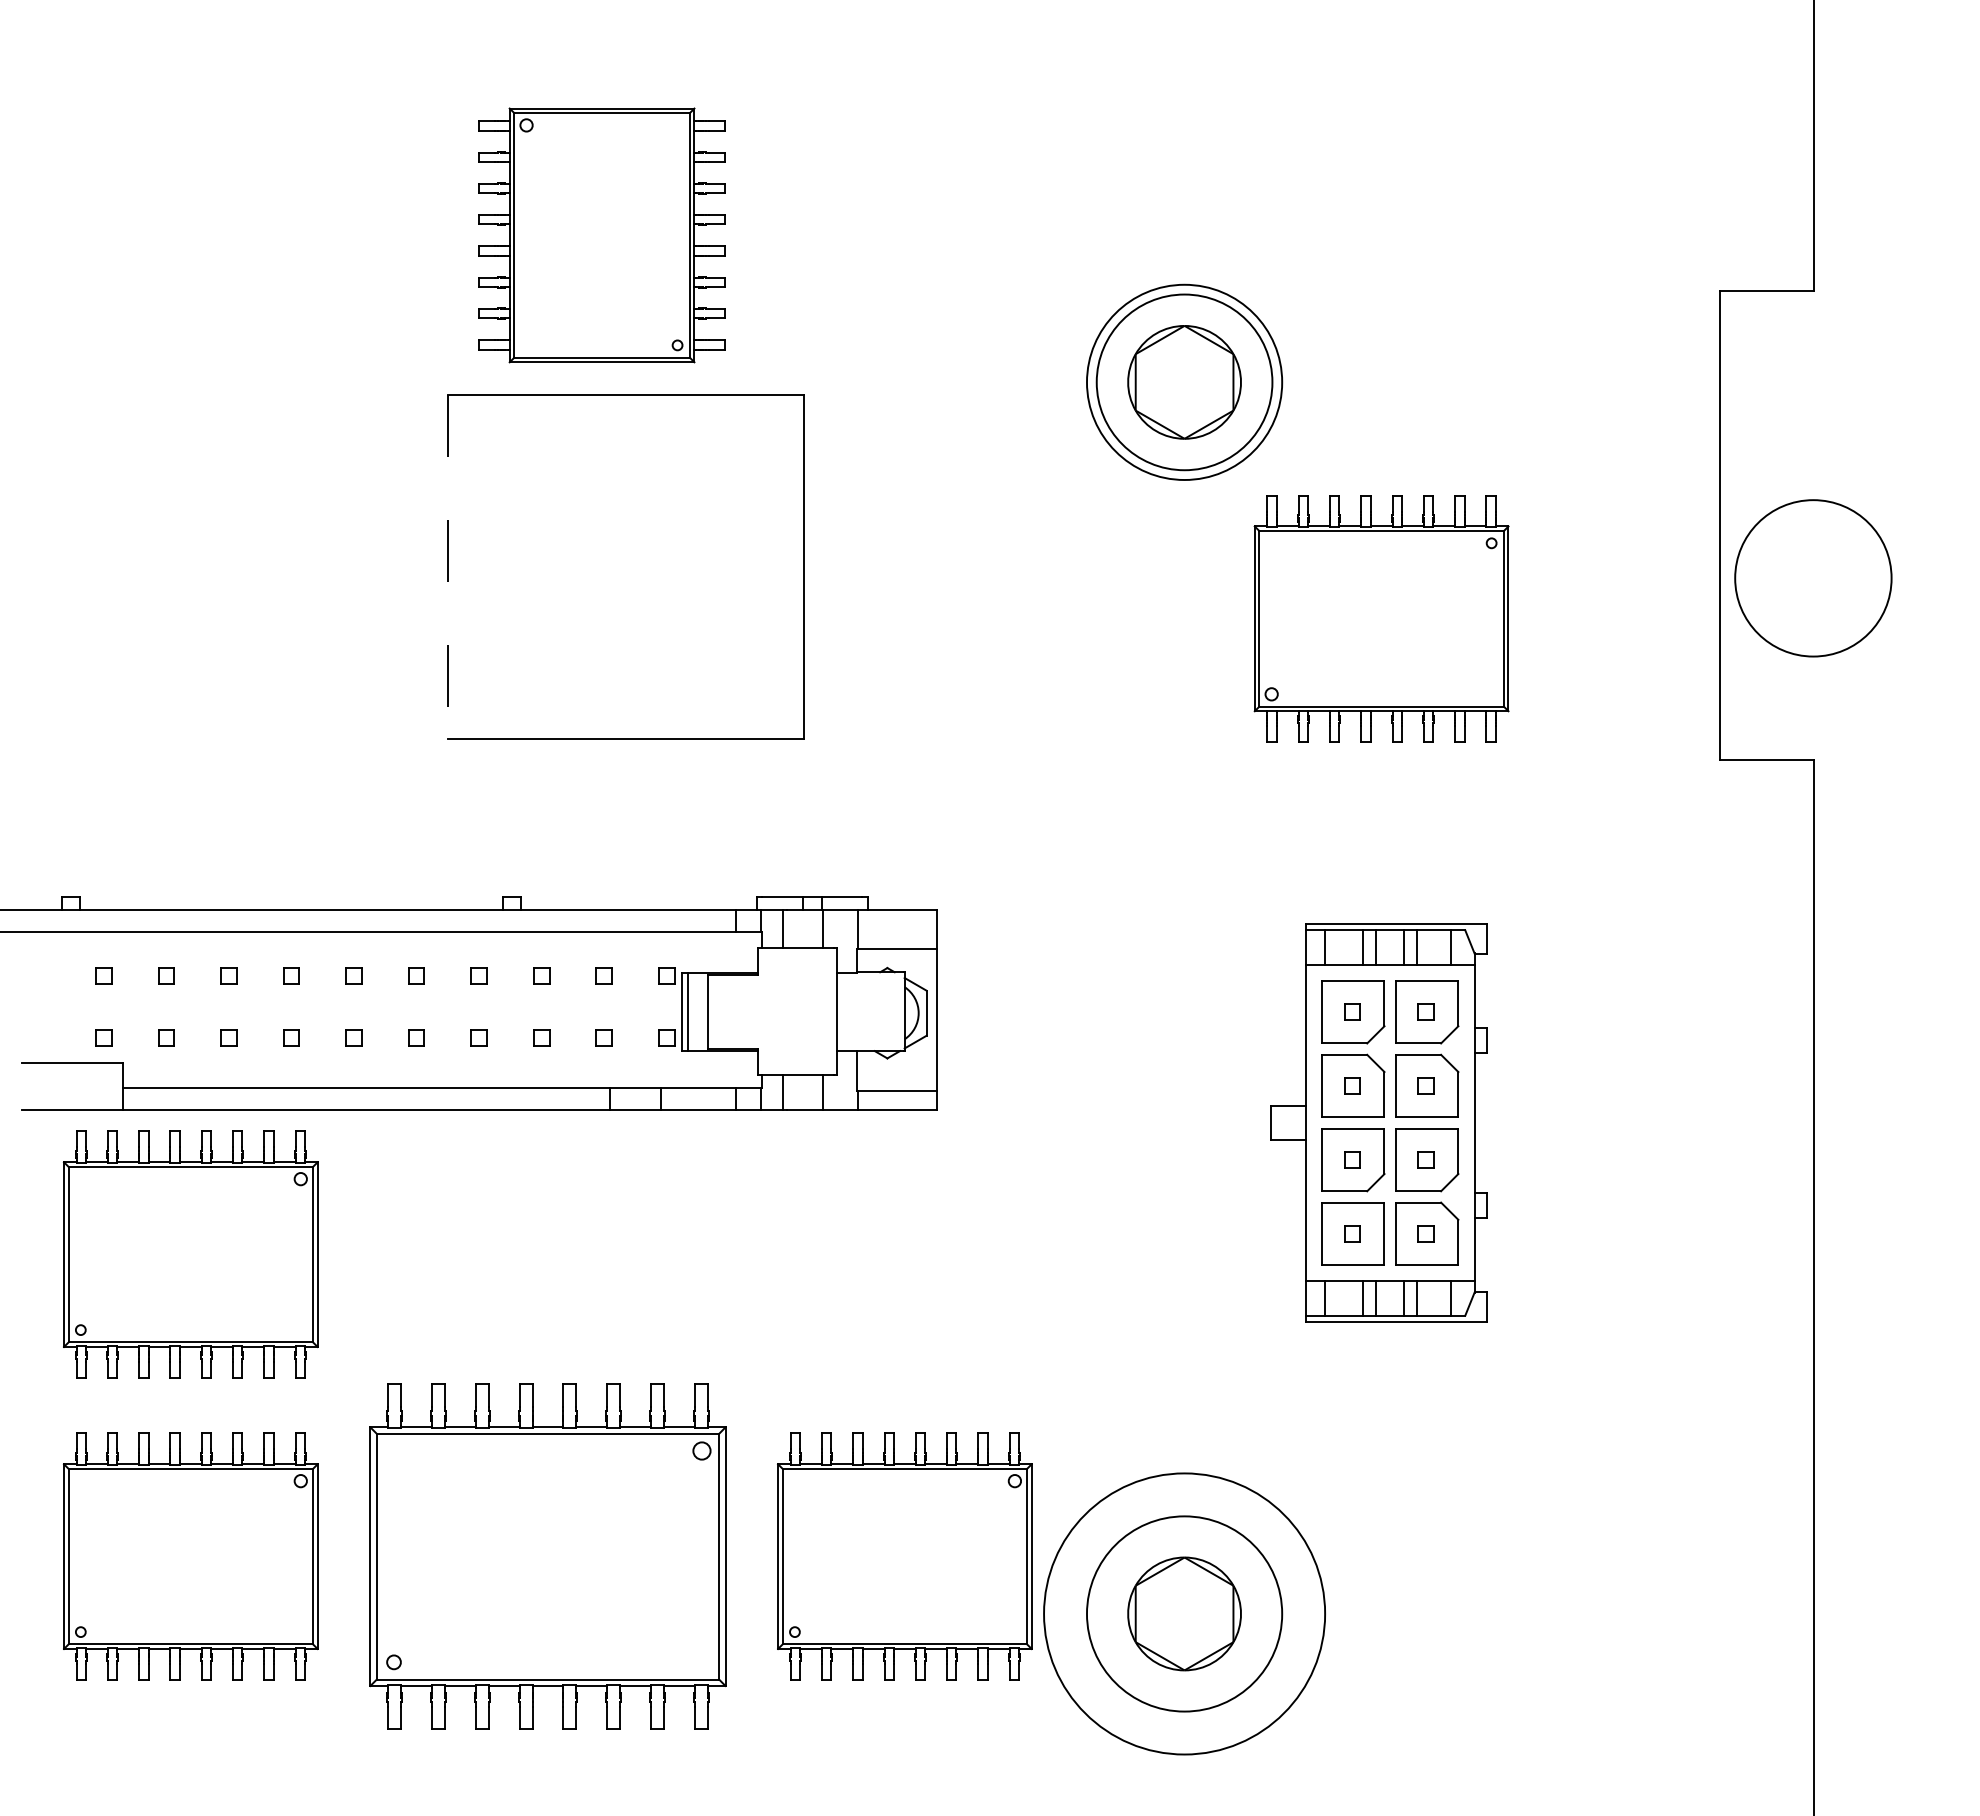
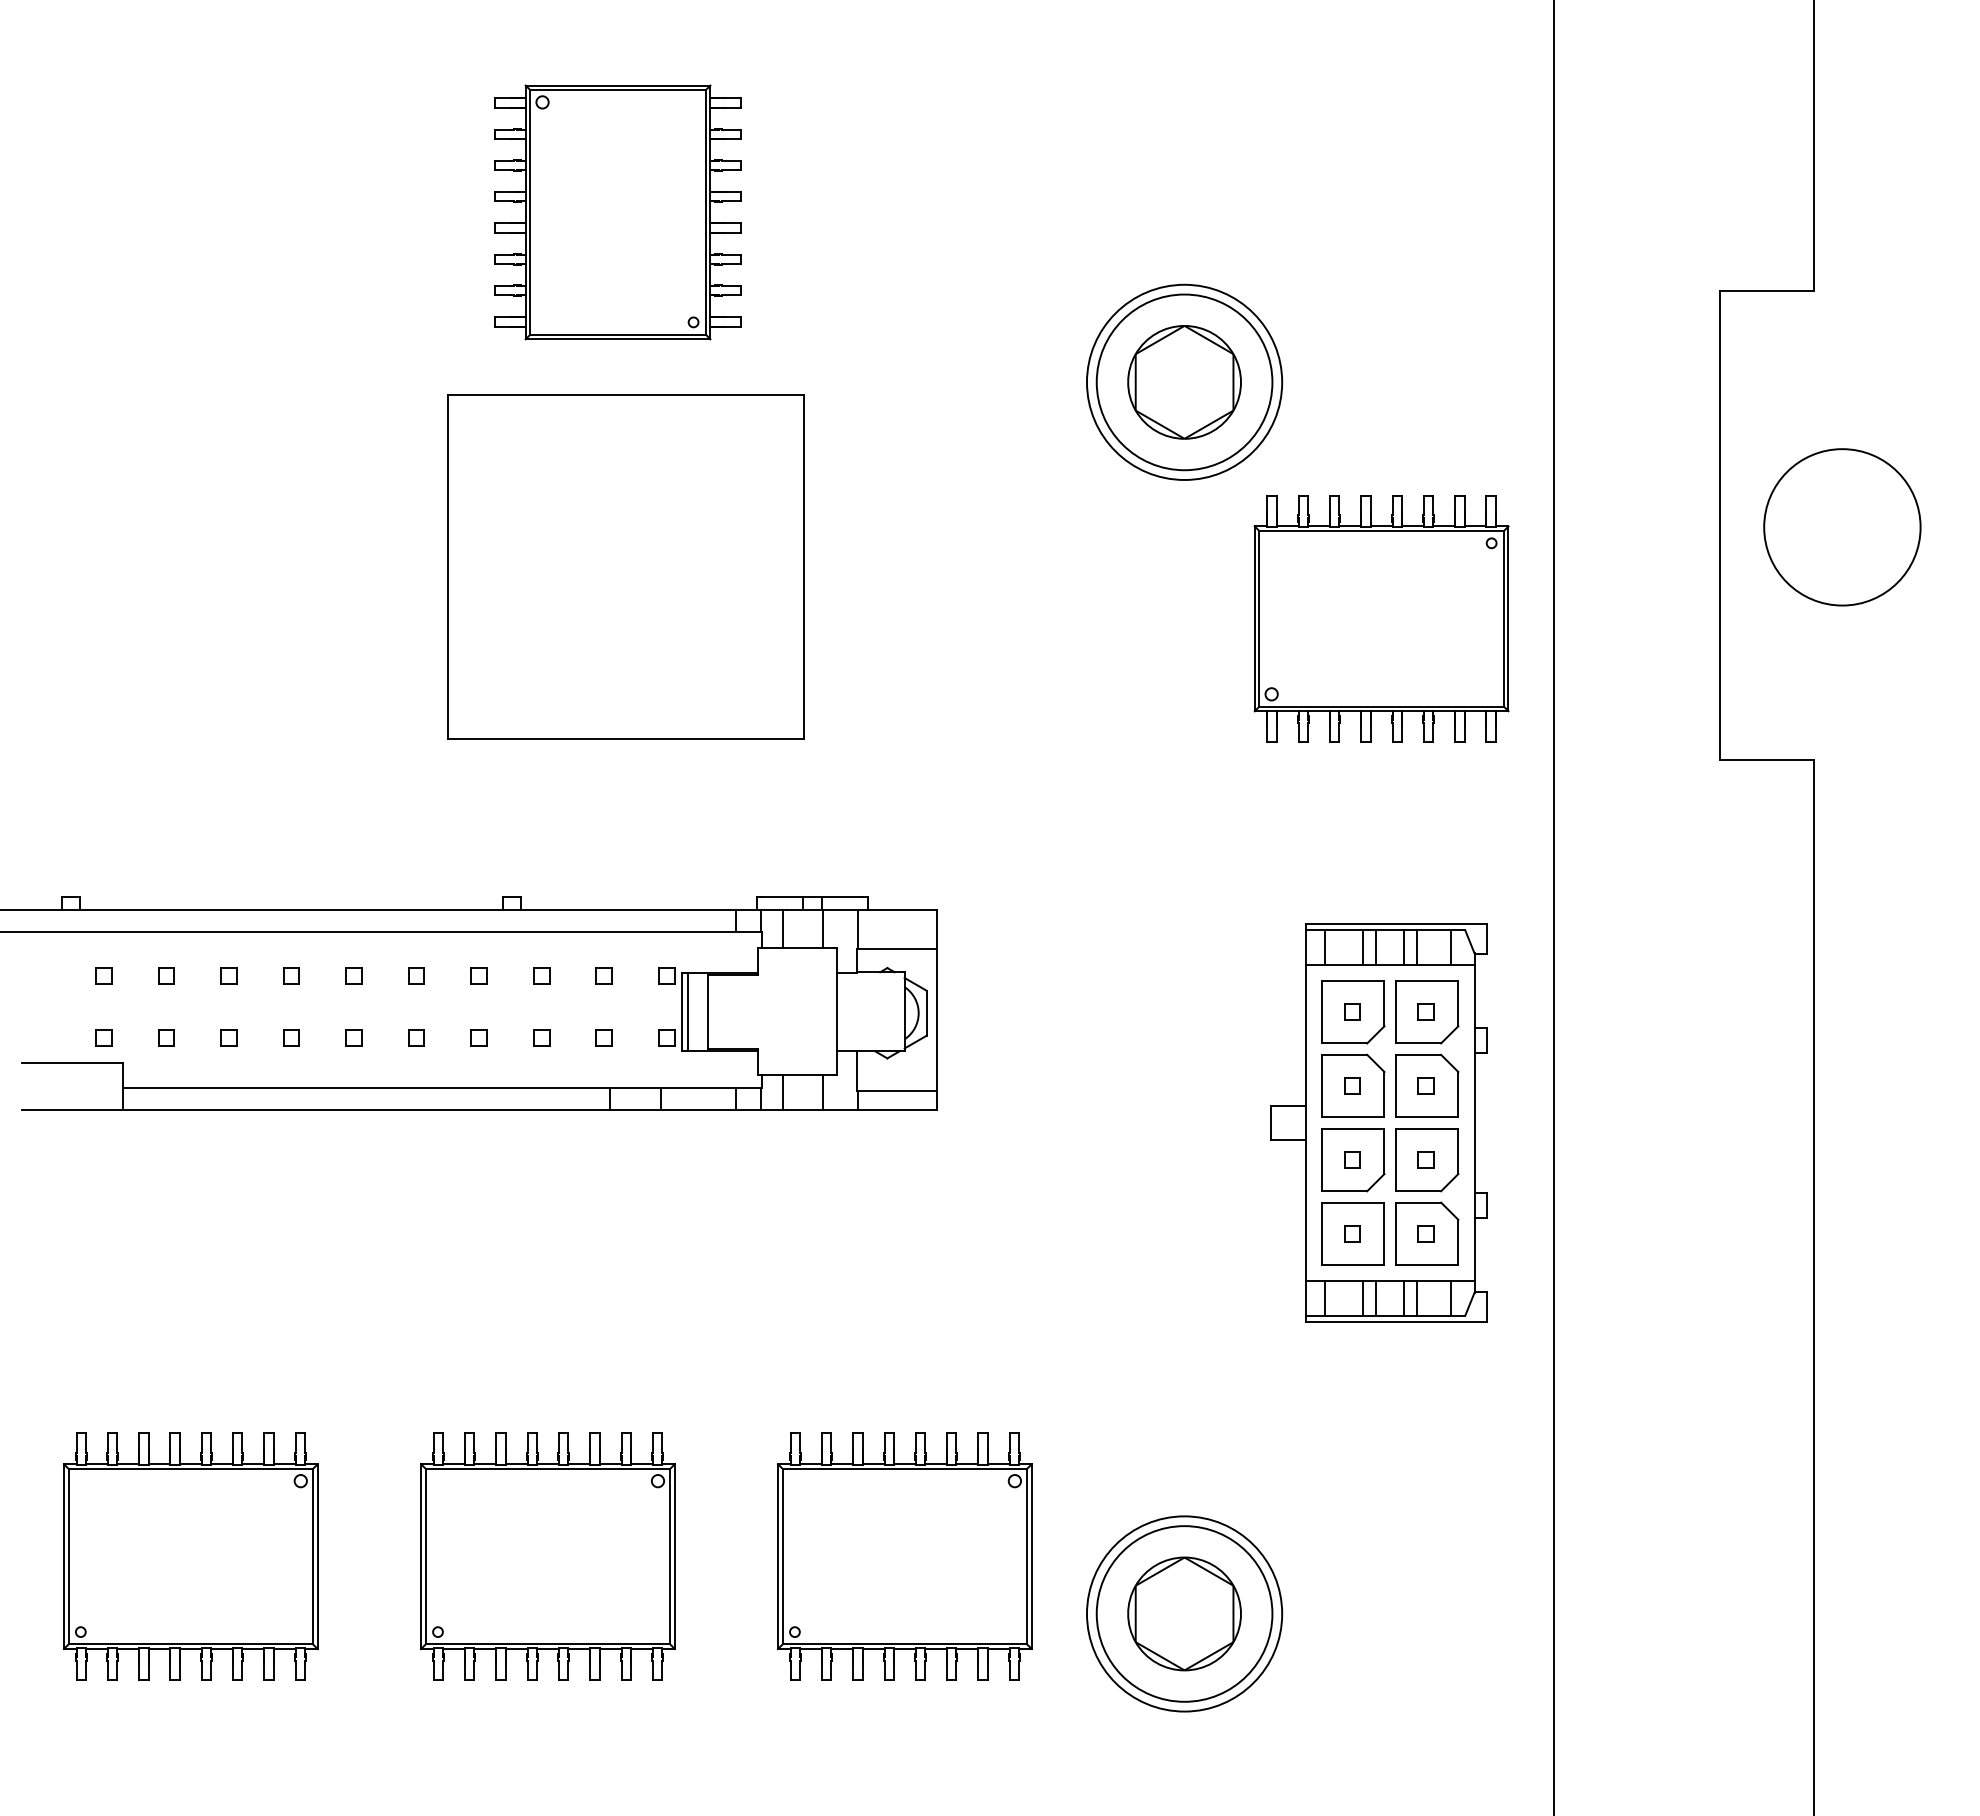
part position: (601, 235) -> (617, 212) (617, 212)
line: dashed -> solid (447, 567)
circle position: (1813, 578) -> (1842, 527) (1842, 527)
line: none -> present (1554, 907)
part: present -> none (190, 1254)
part size: 358x347 px -> 256x249 px (547, 1556)
circle diameter: 281 px -> 176 px (1184, 1613)
